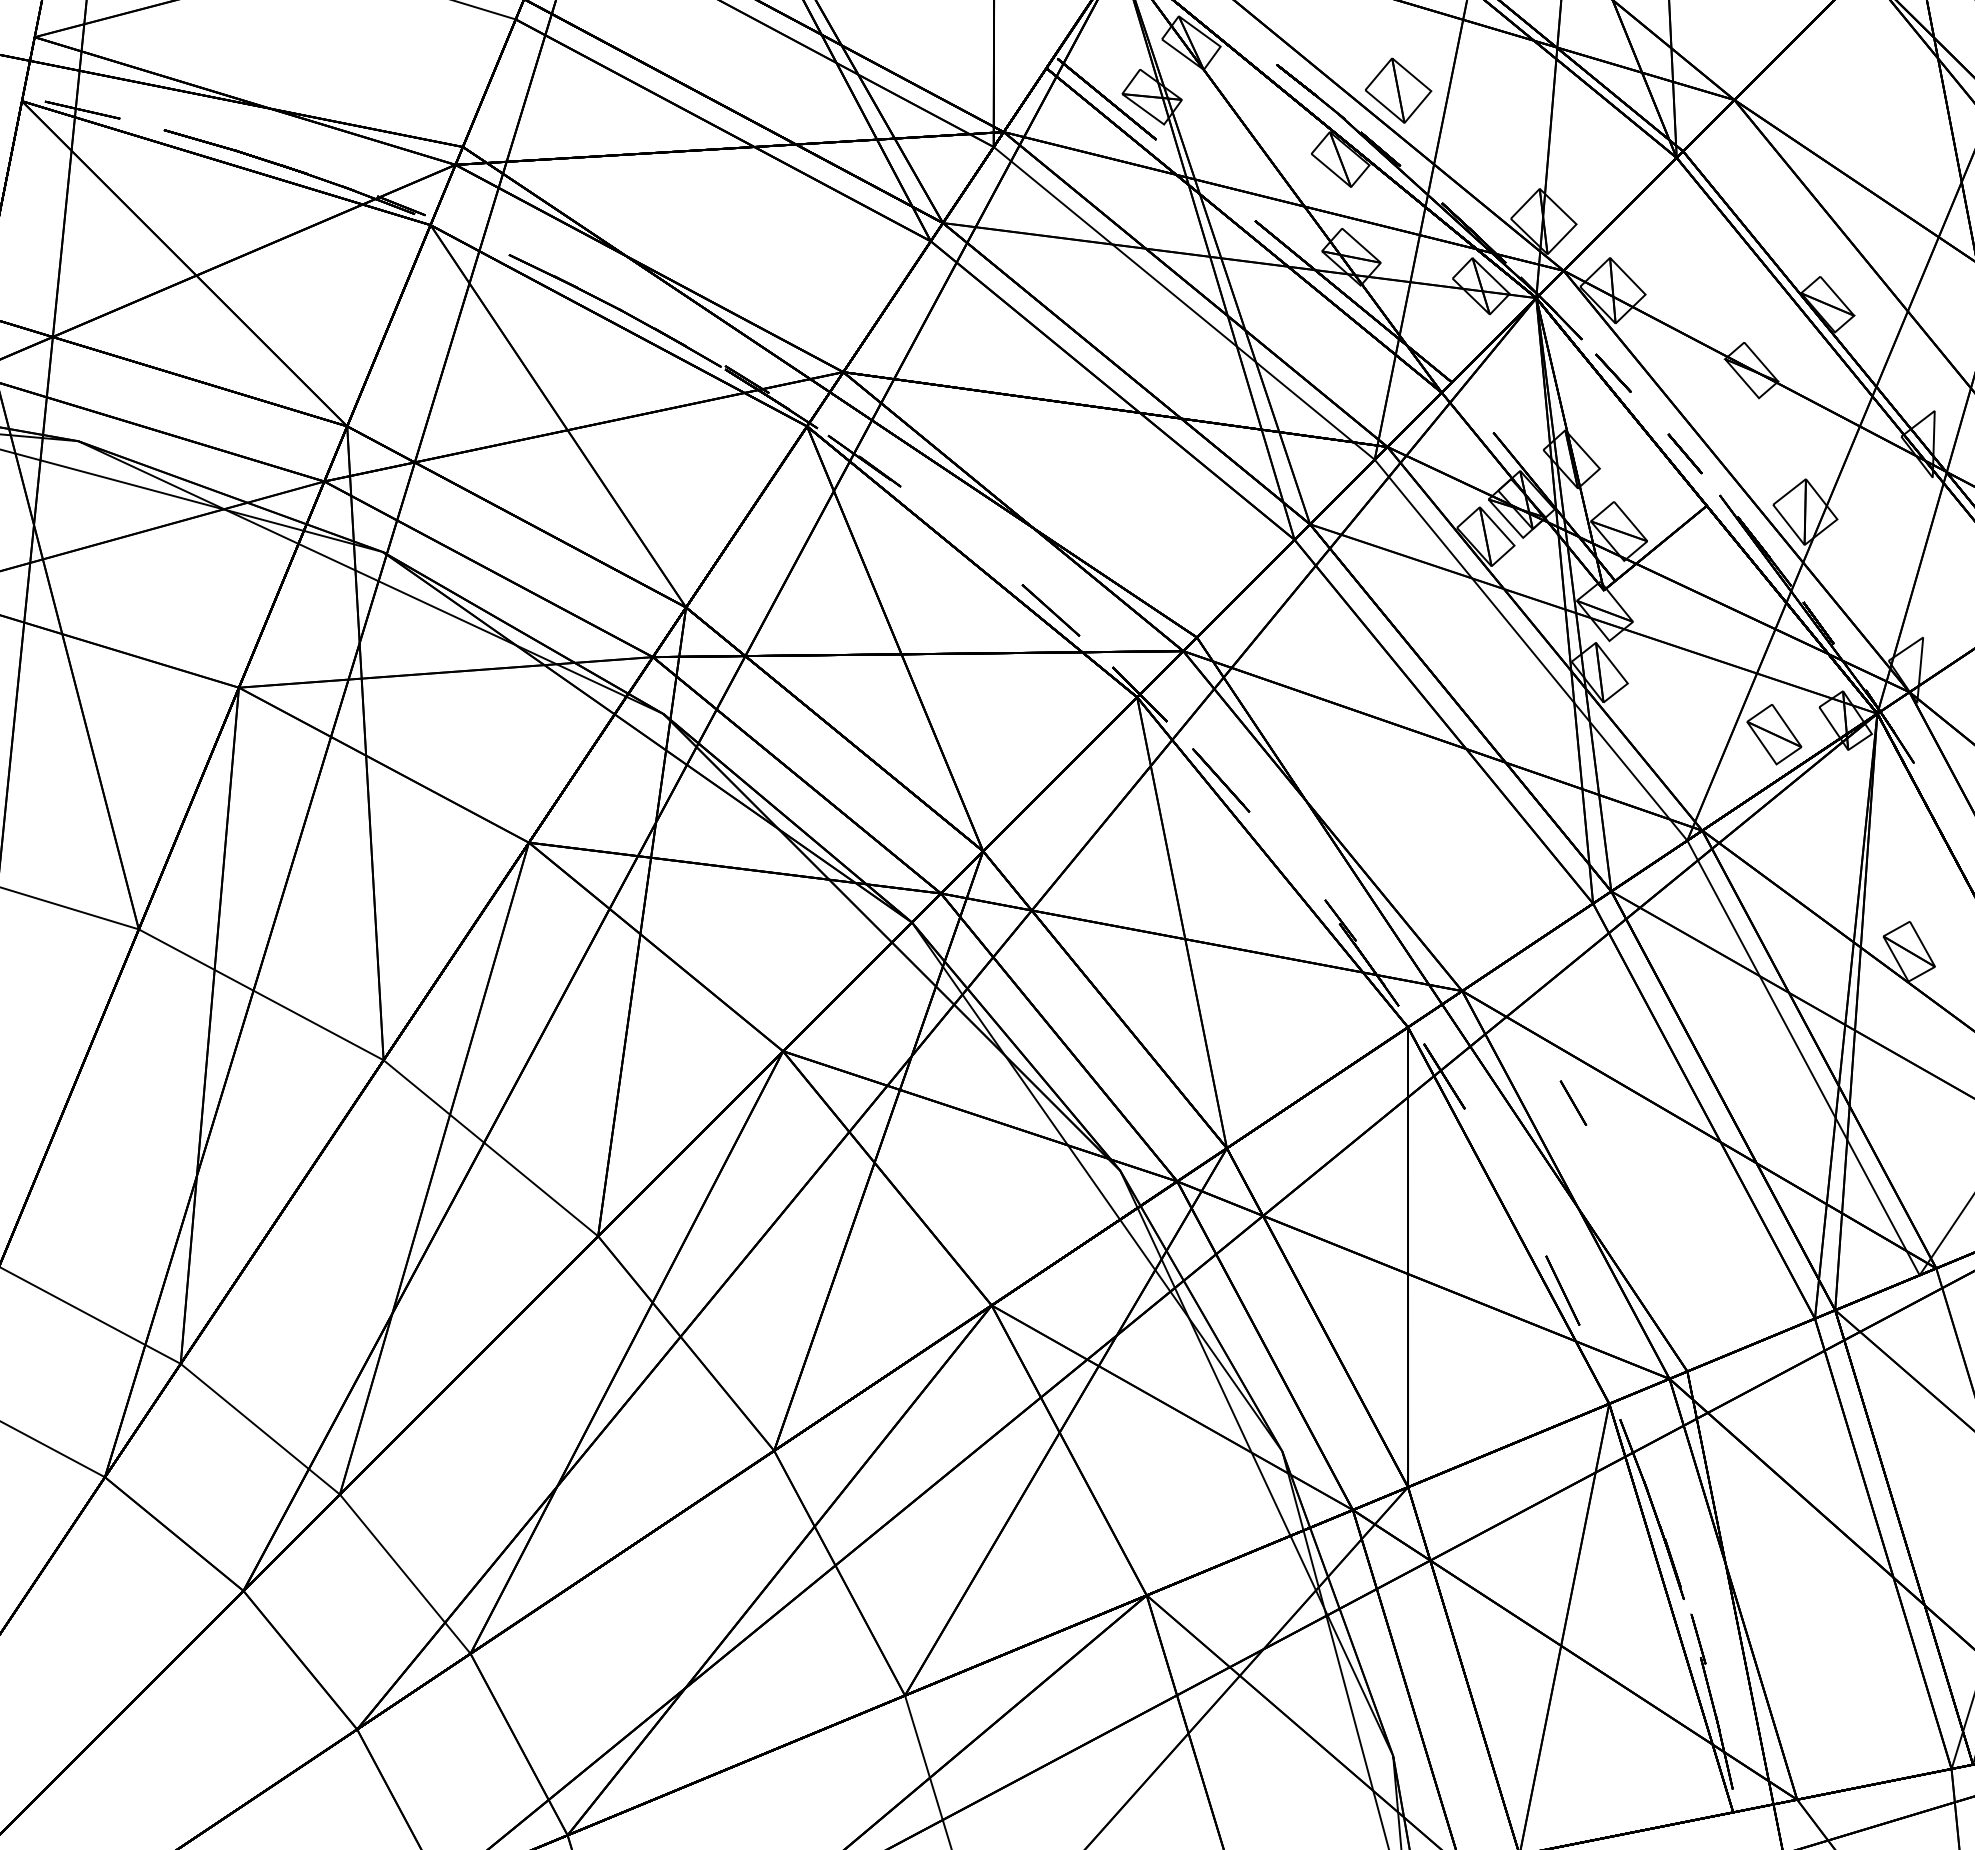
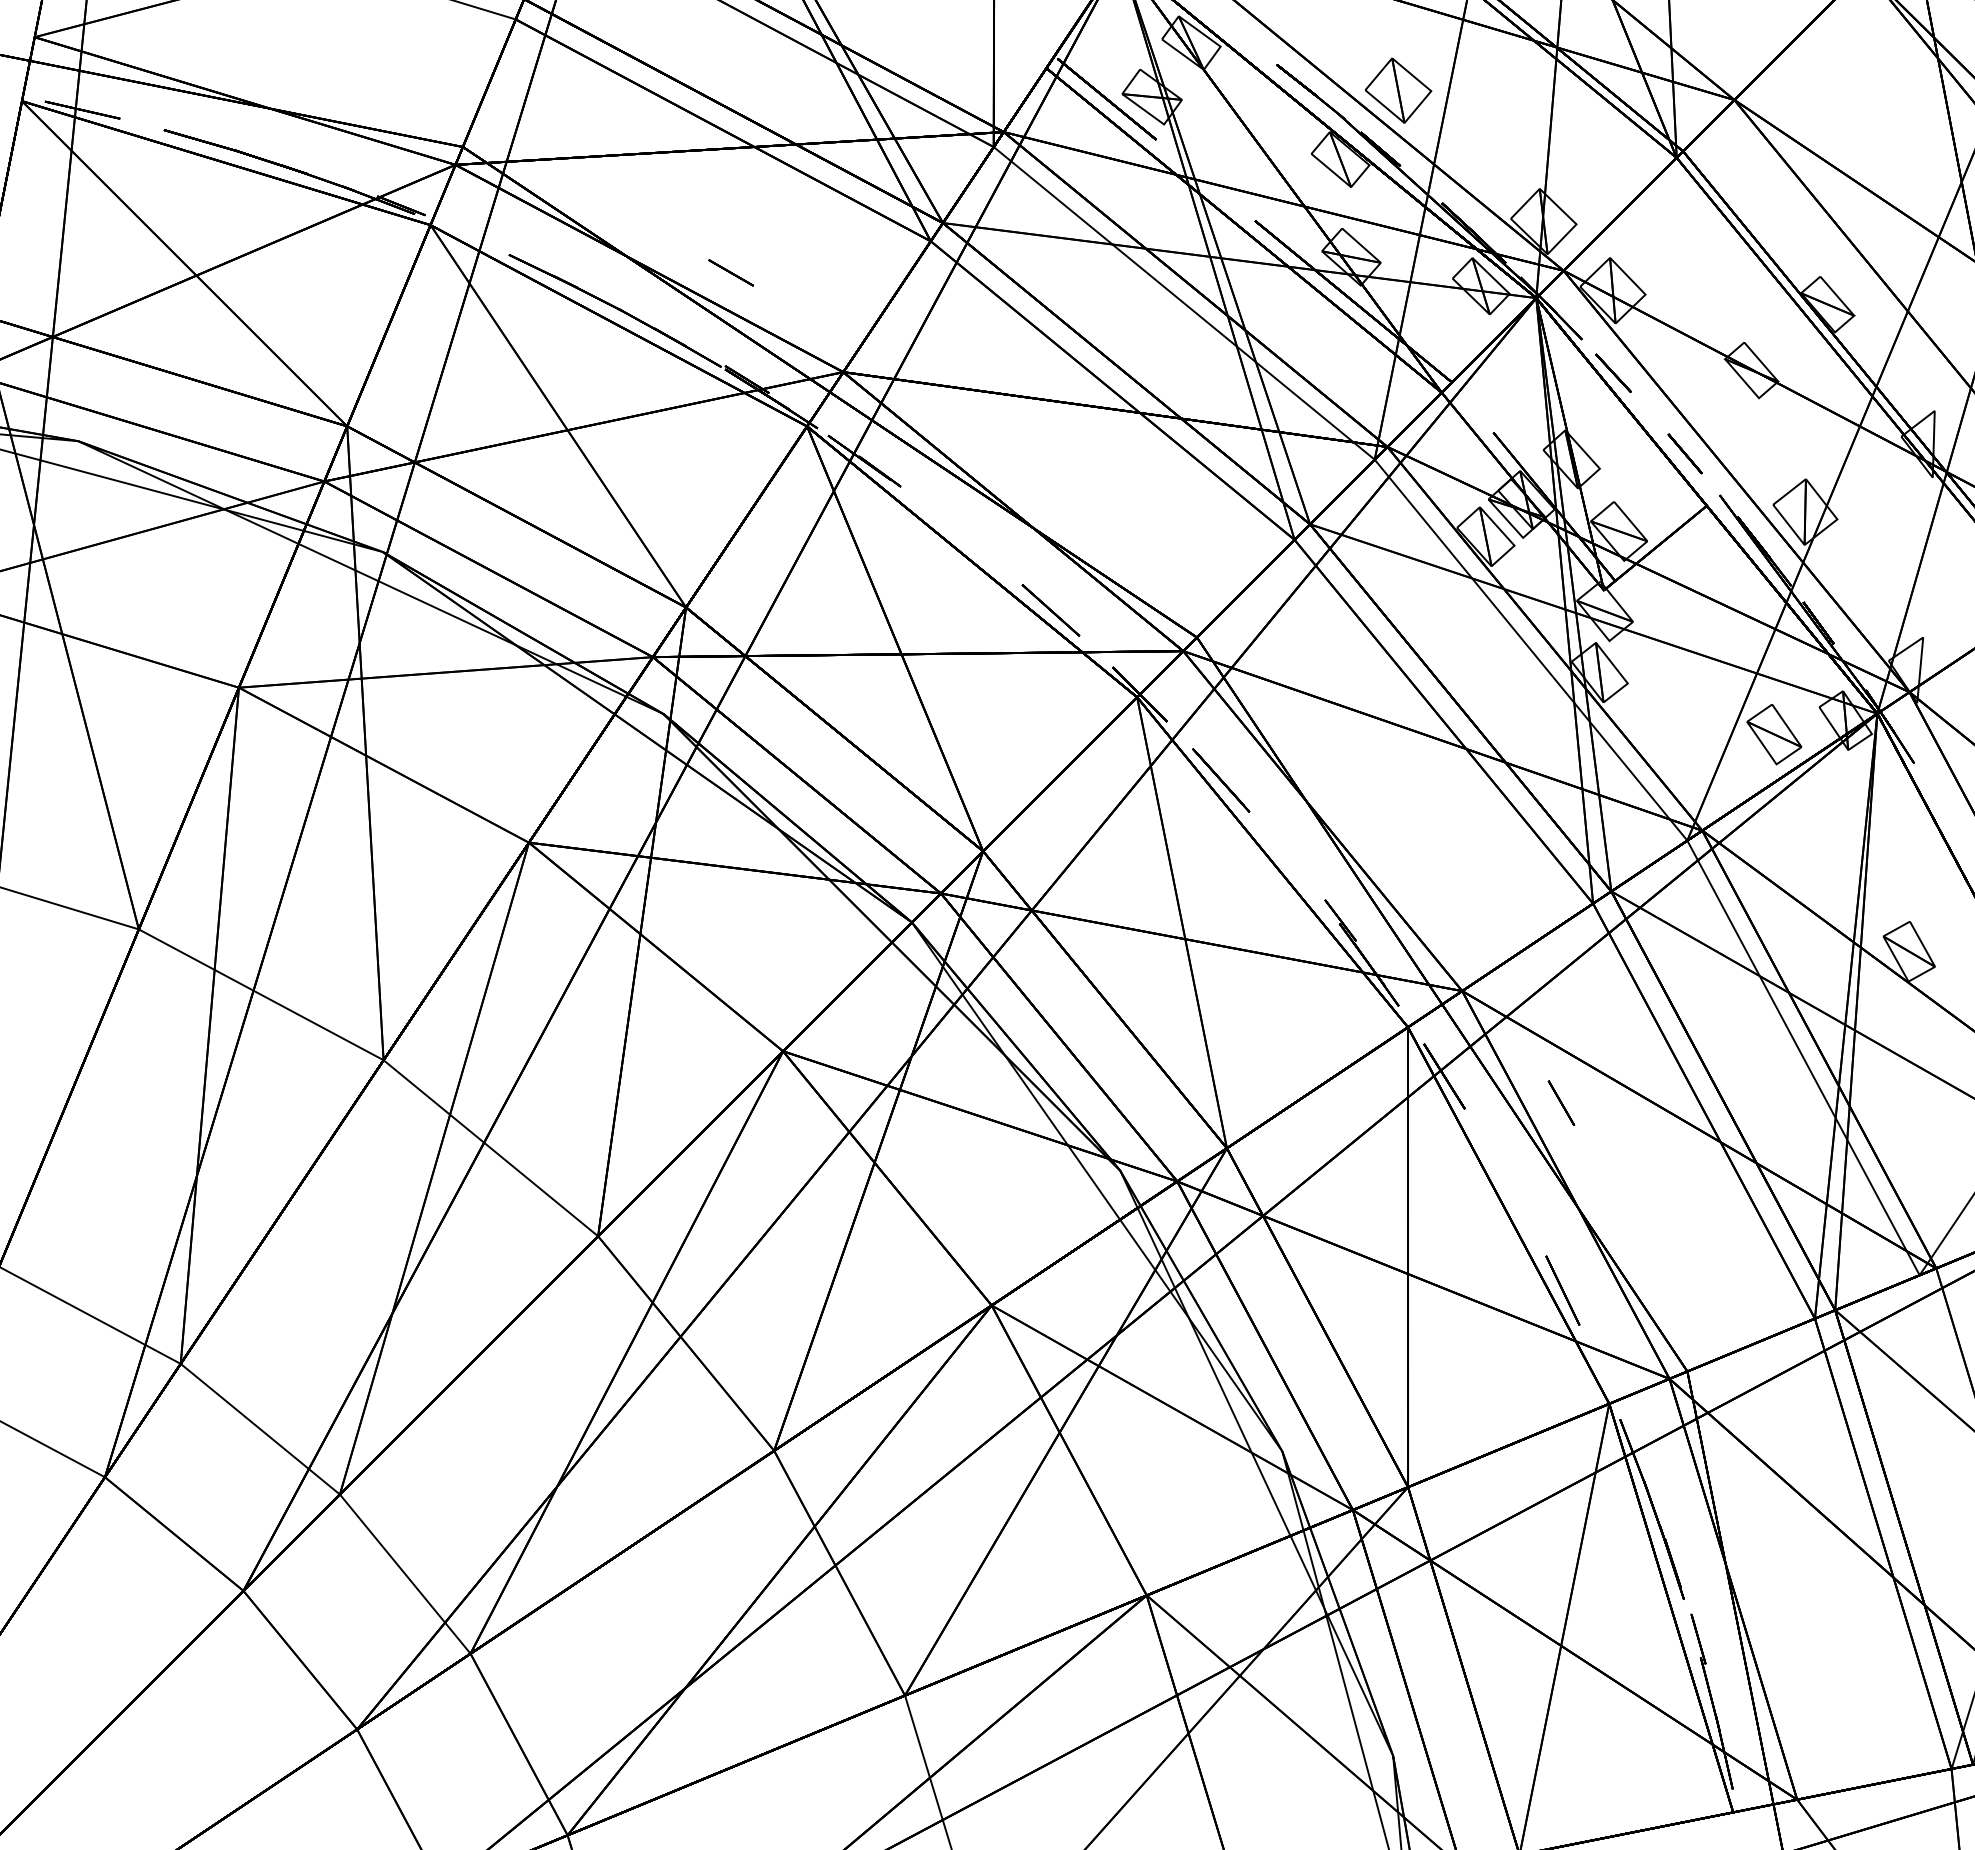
line: none -> present (730, 272)
line position: (1573, 1102) -> (1561, 1102) (1561, 1102)
